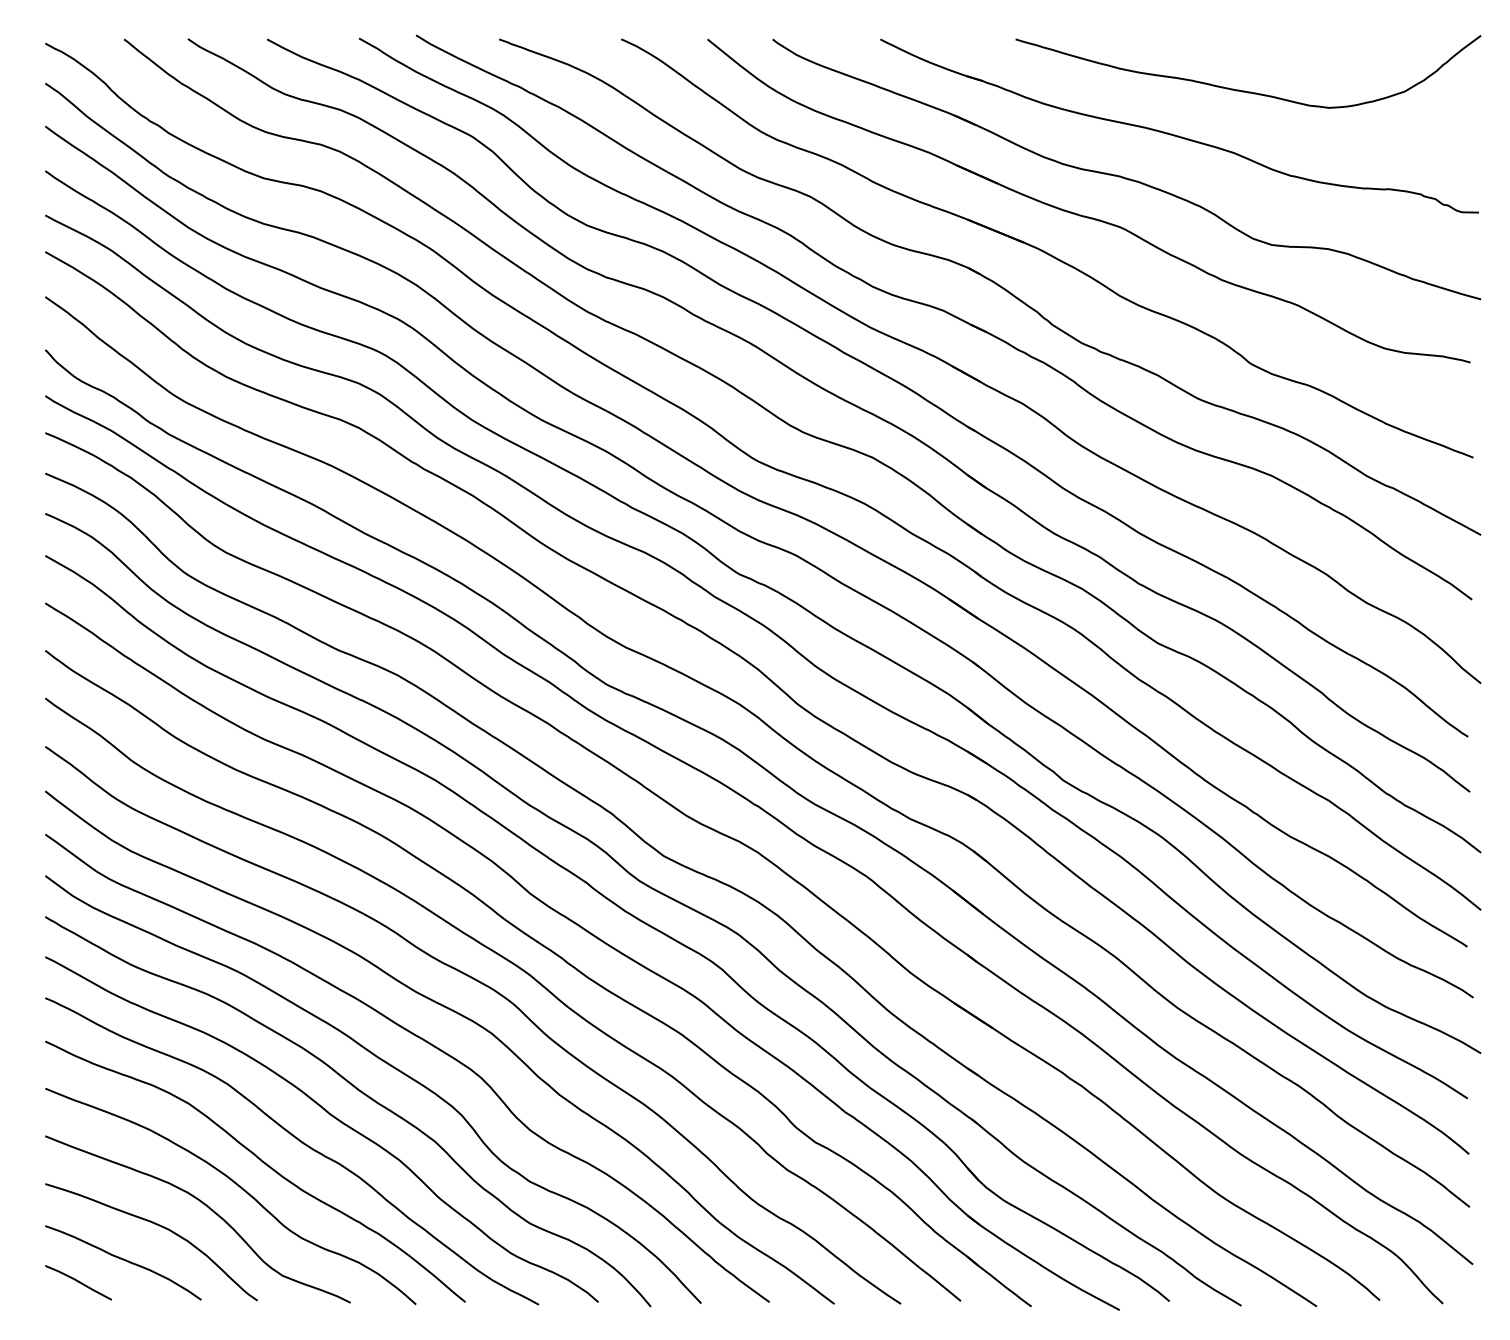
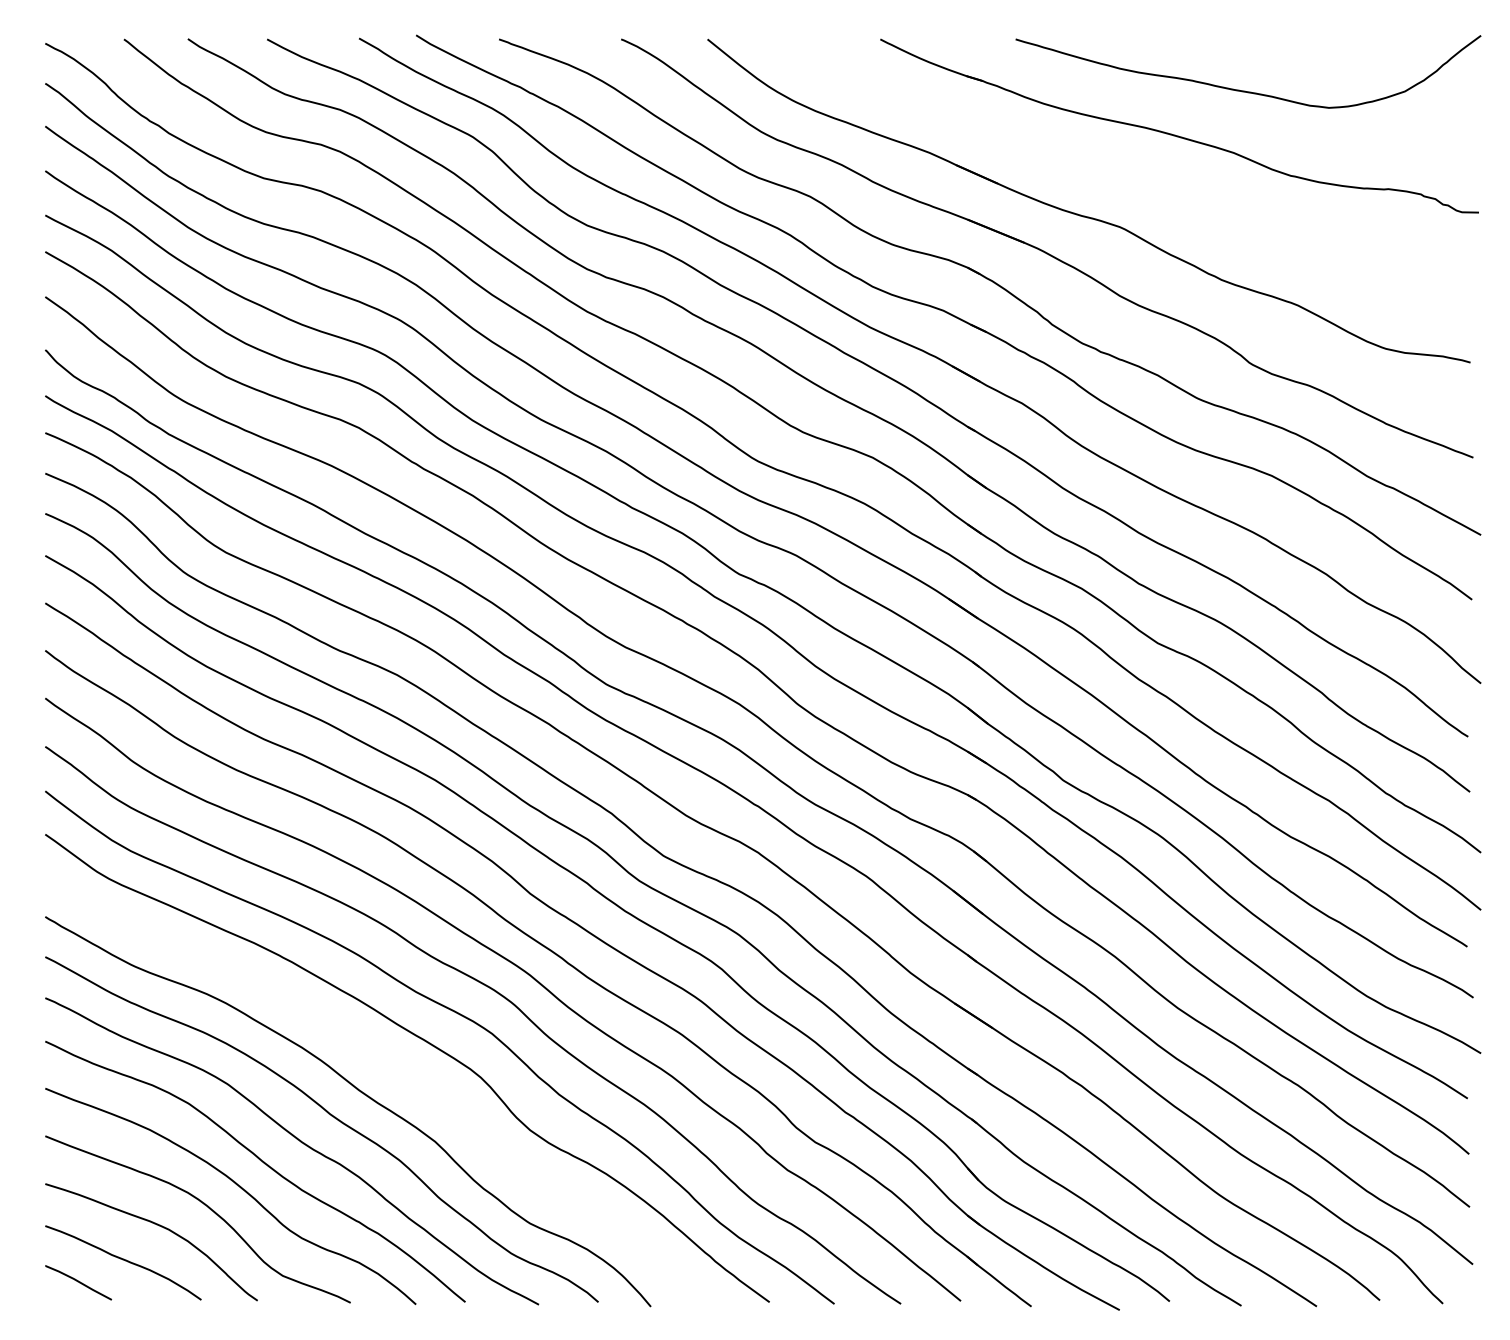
part: present -> none (1123, 176)
curve: present -> none (388, 1065)
